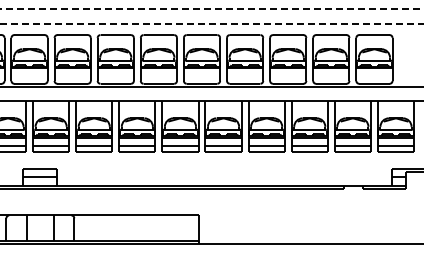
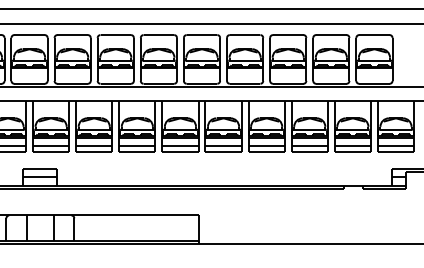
line: dashed -> solid (212, 9)
line: dashed -> solid (211, 24)
